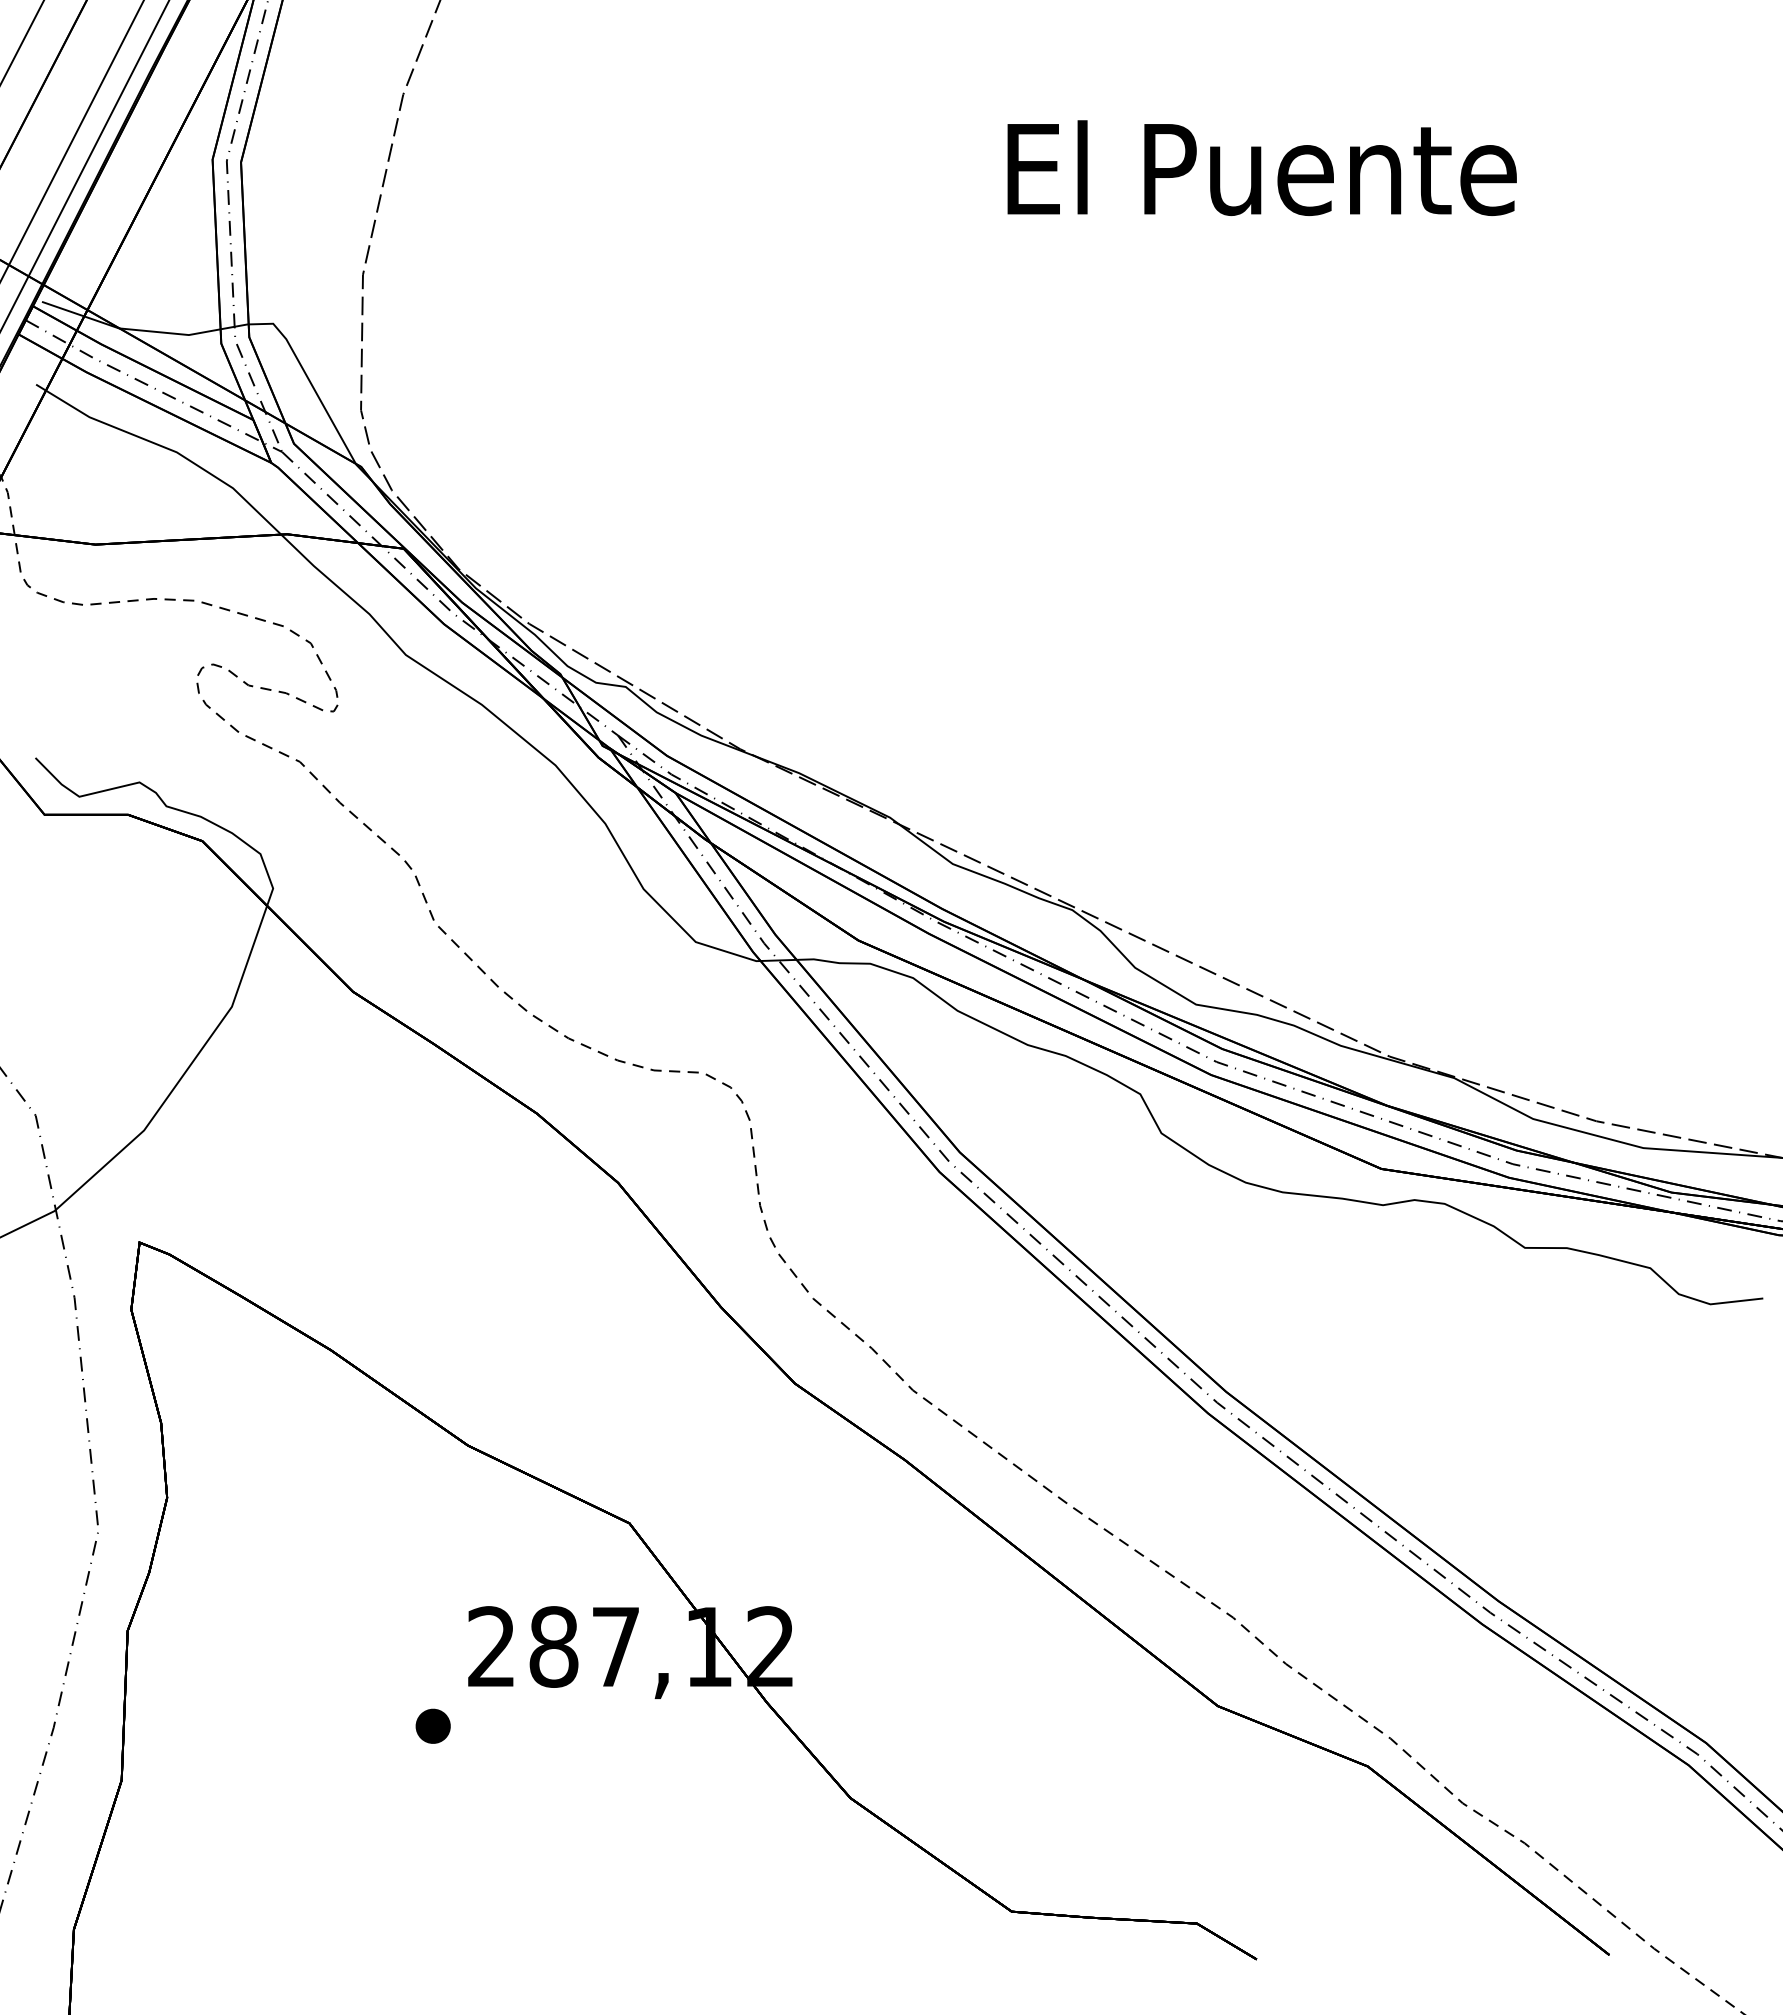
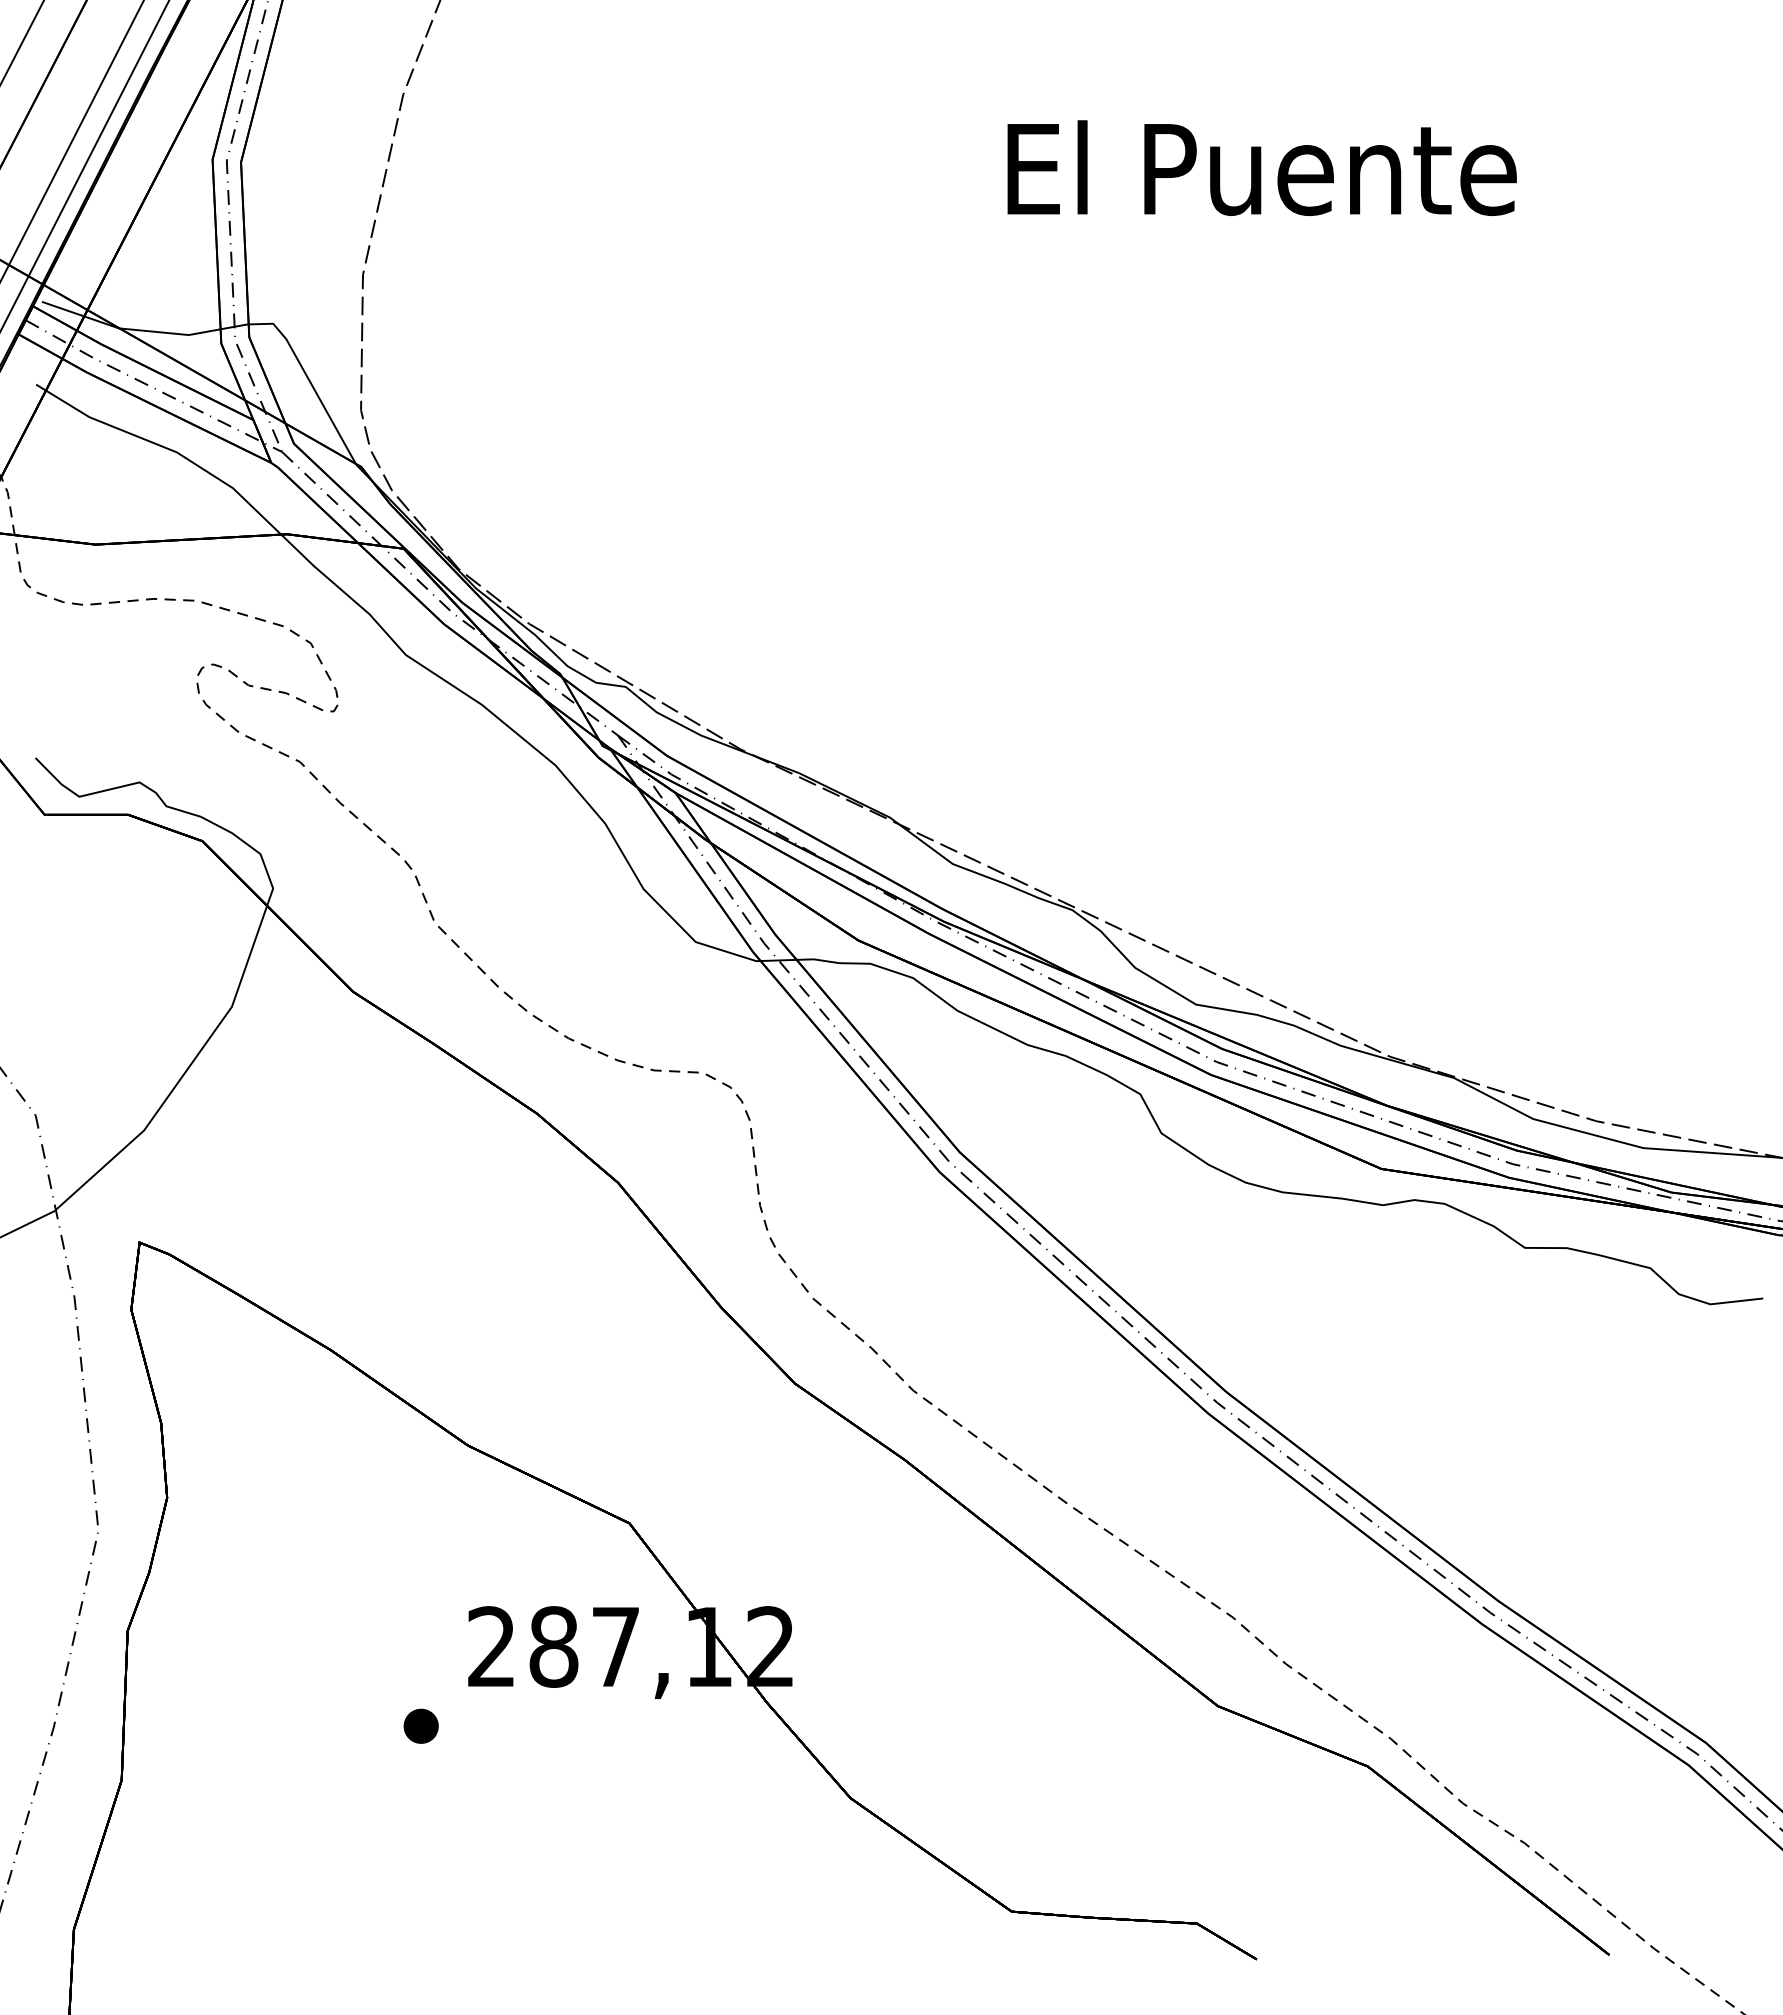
part position: (432, 1725) -> (420, 1725) (420, 1725)
